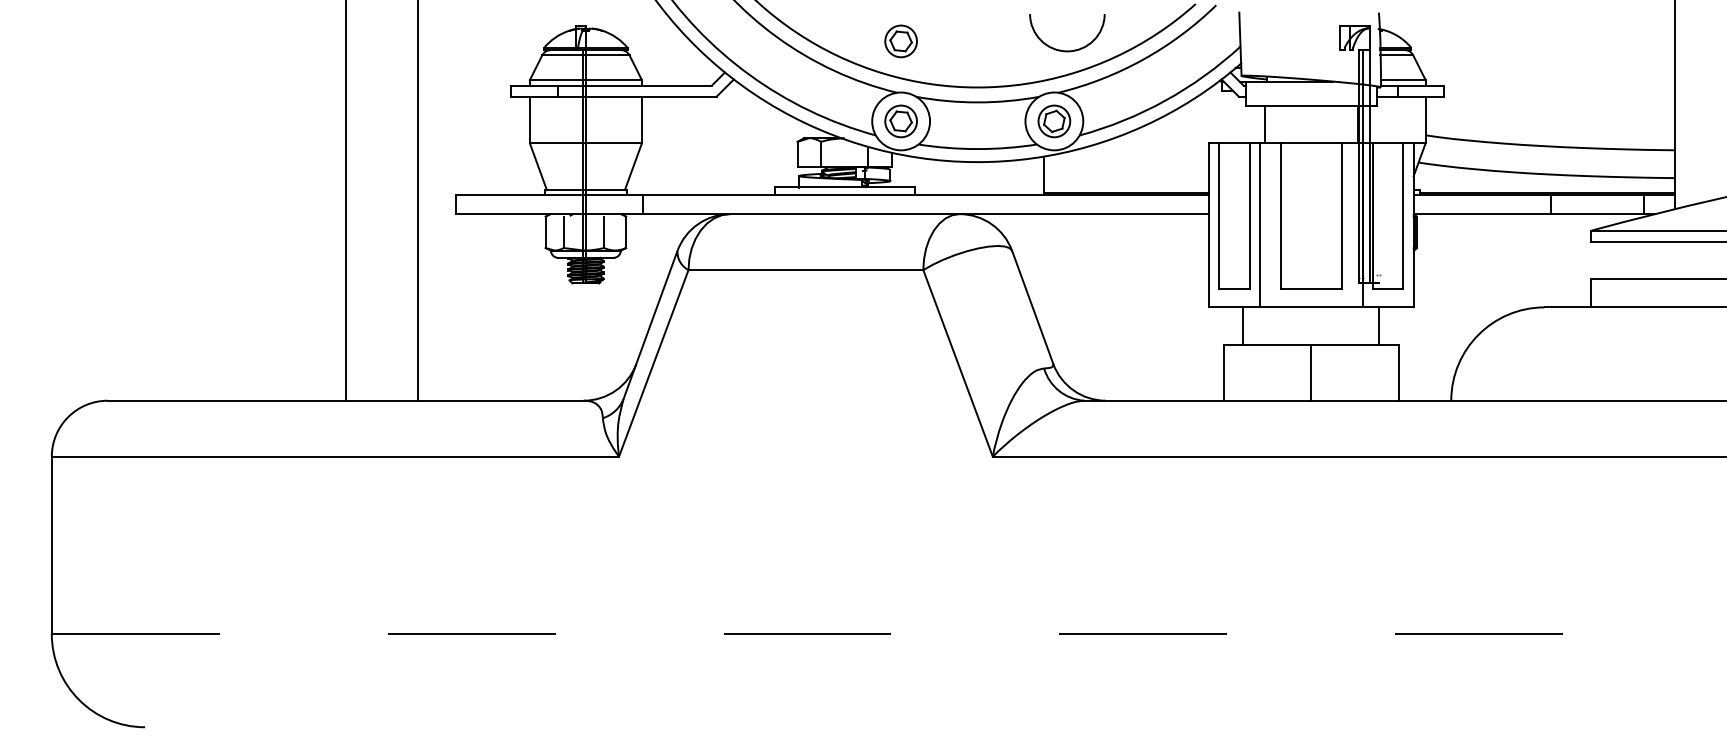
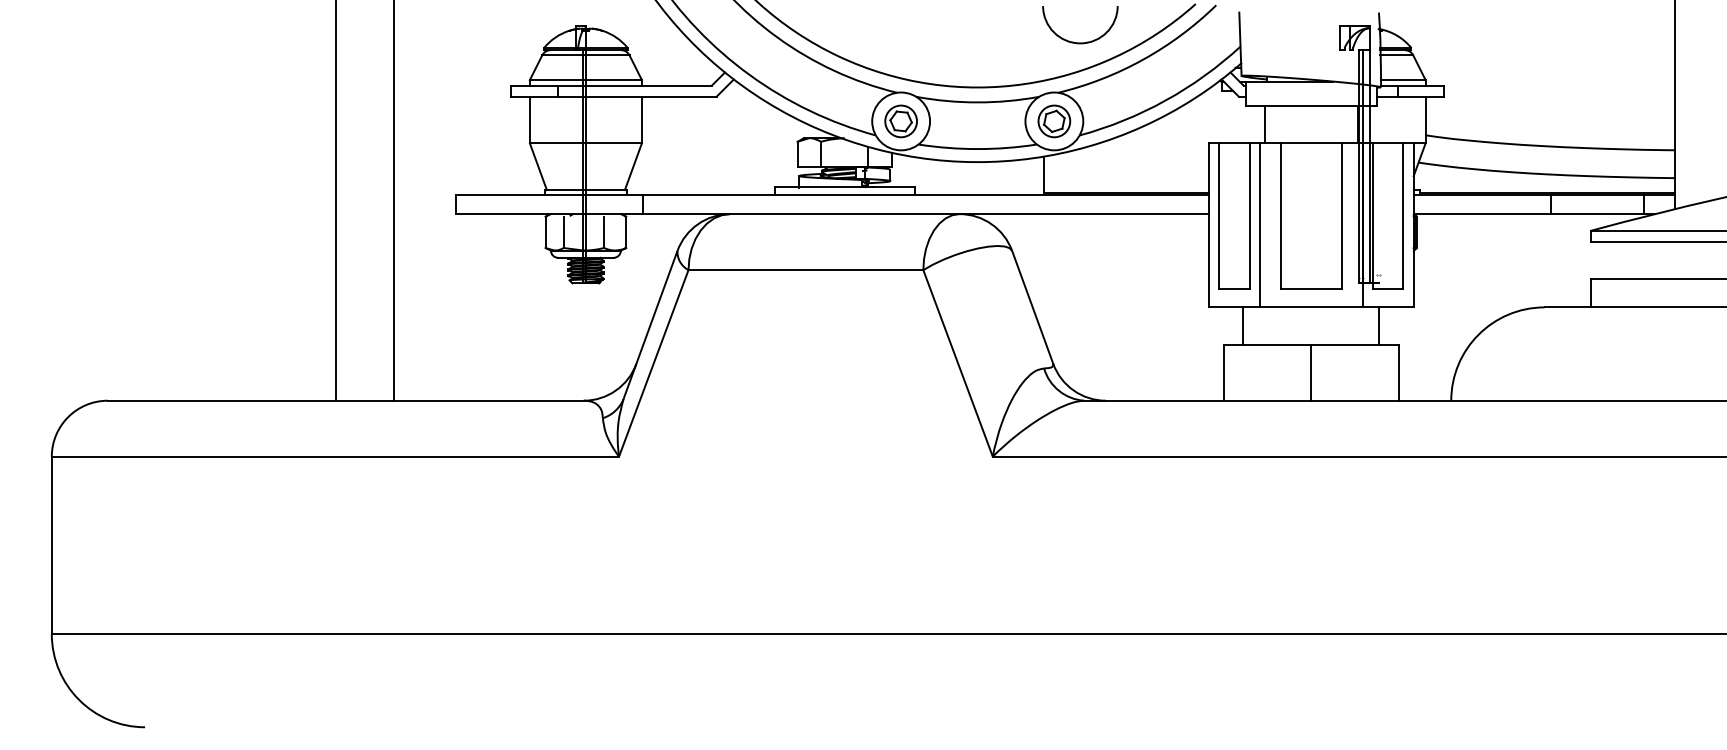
part: present -> none (900, 41)
arc position: (1067, 50) -> (1080, 42) (1080, 42)
line position: (345, 201) -> (335, 201) (335, 201)
line position: (417, 201) -> (393, 201) (393, 201)
line: dashed -> solid (889, 633)
